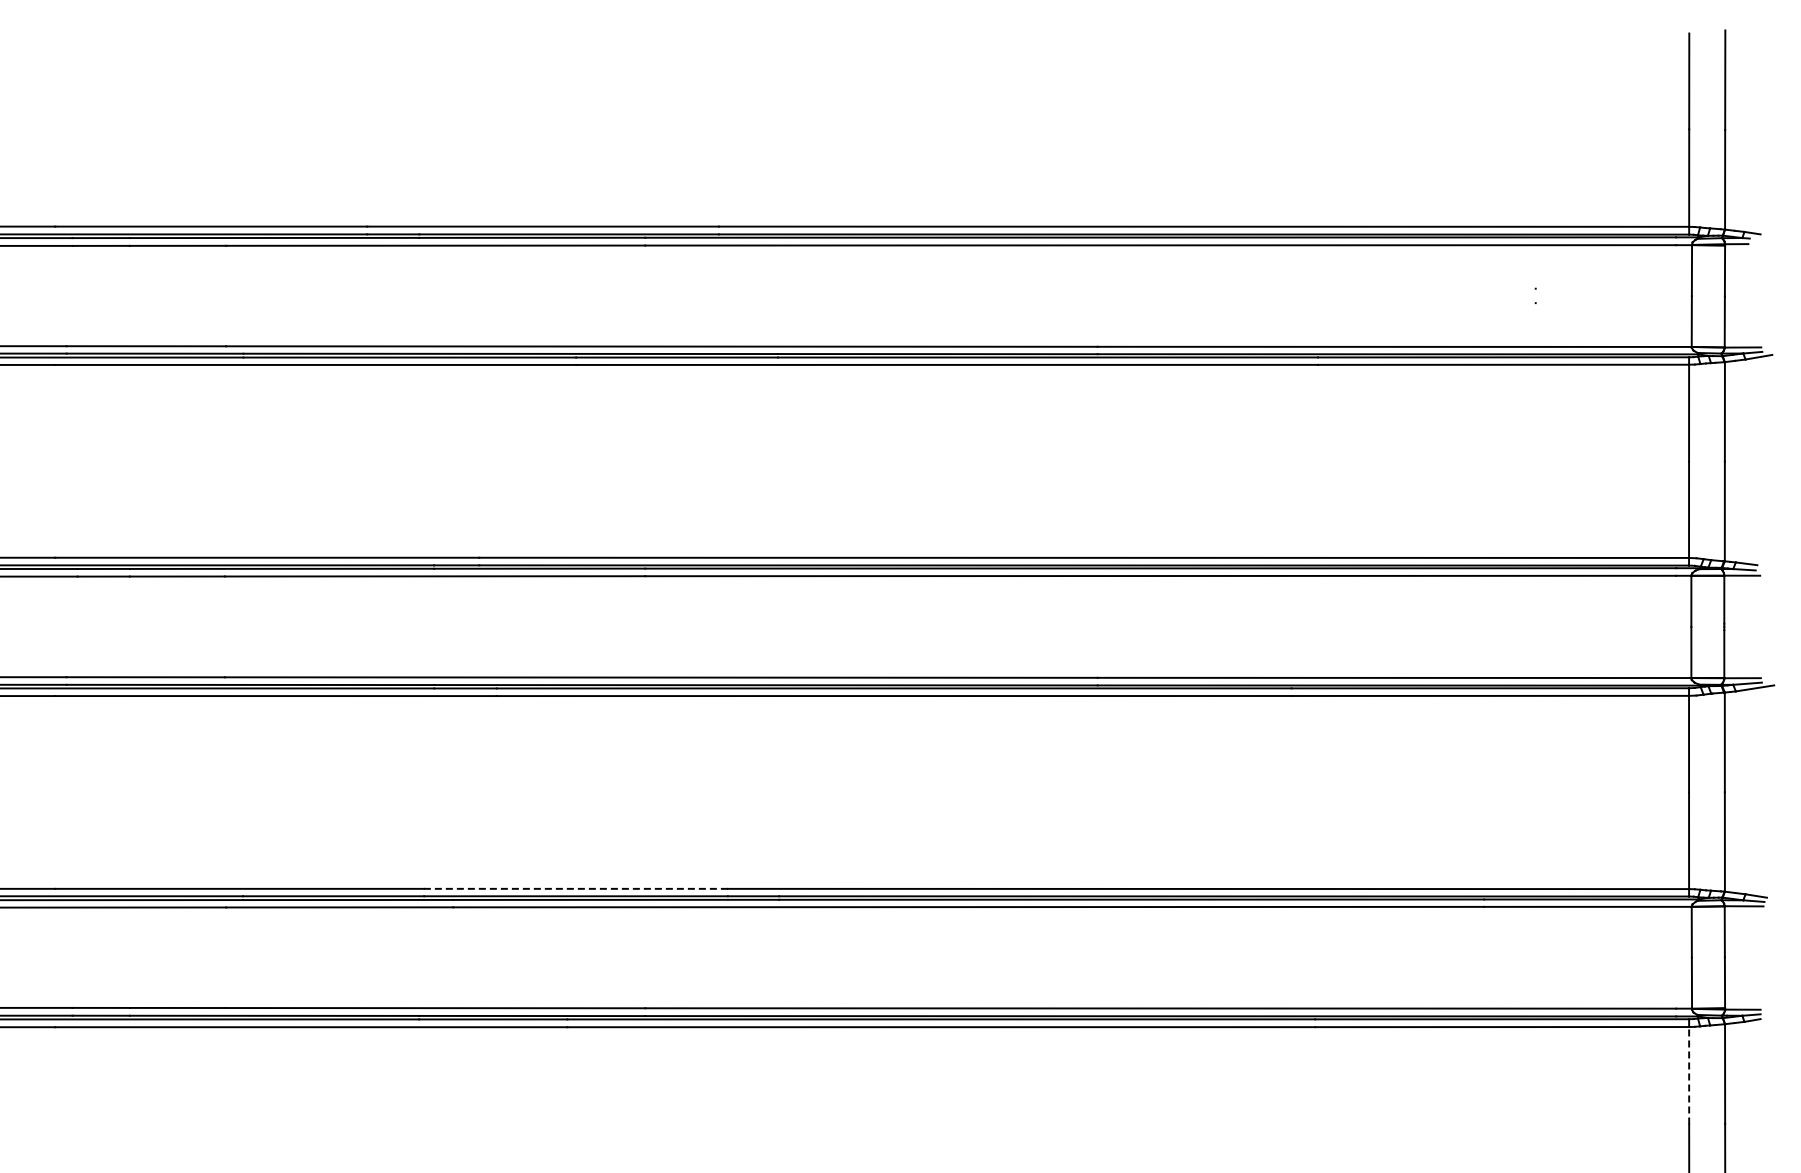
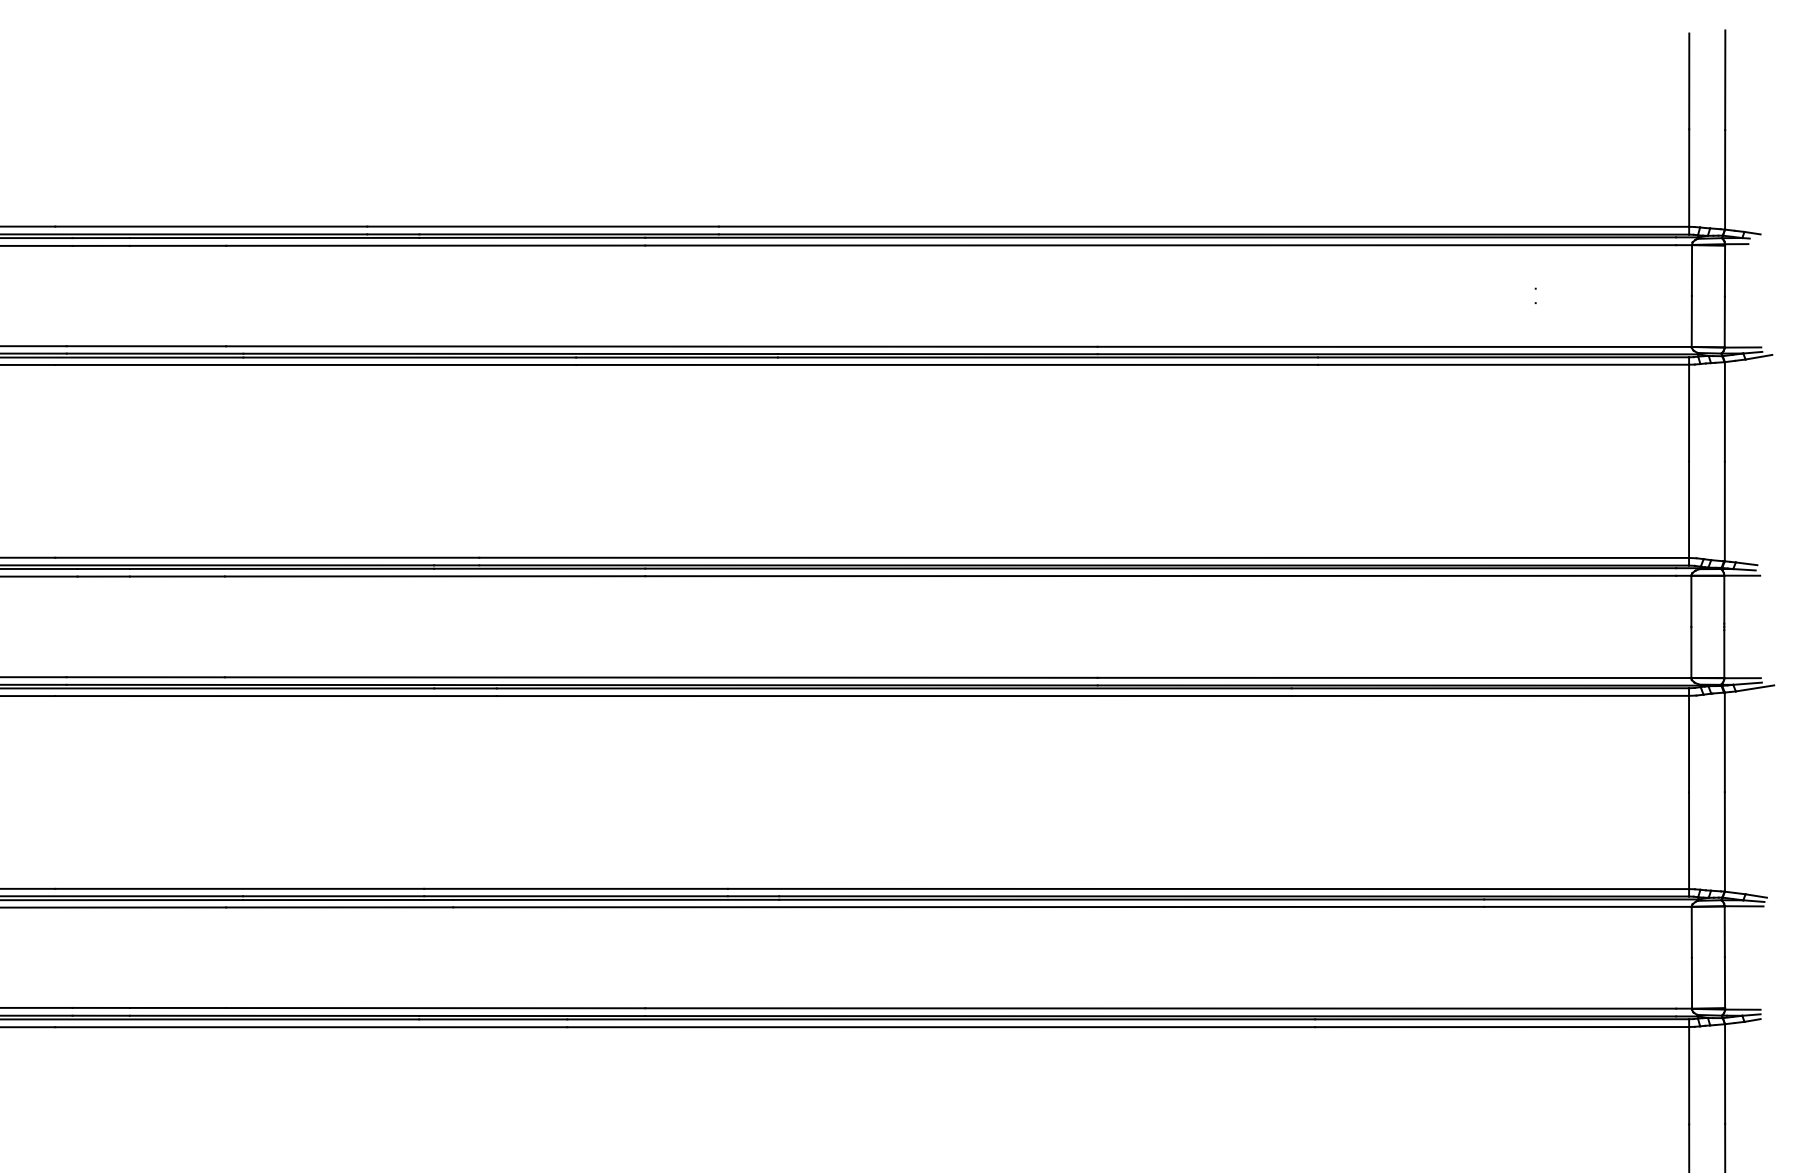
line: dashed -> solid (576, 888)
line: dashed -> solid (1689, 1075)
